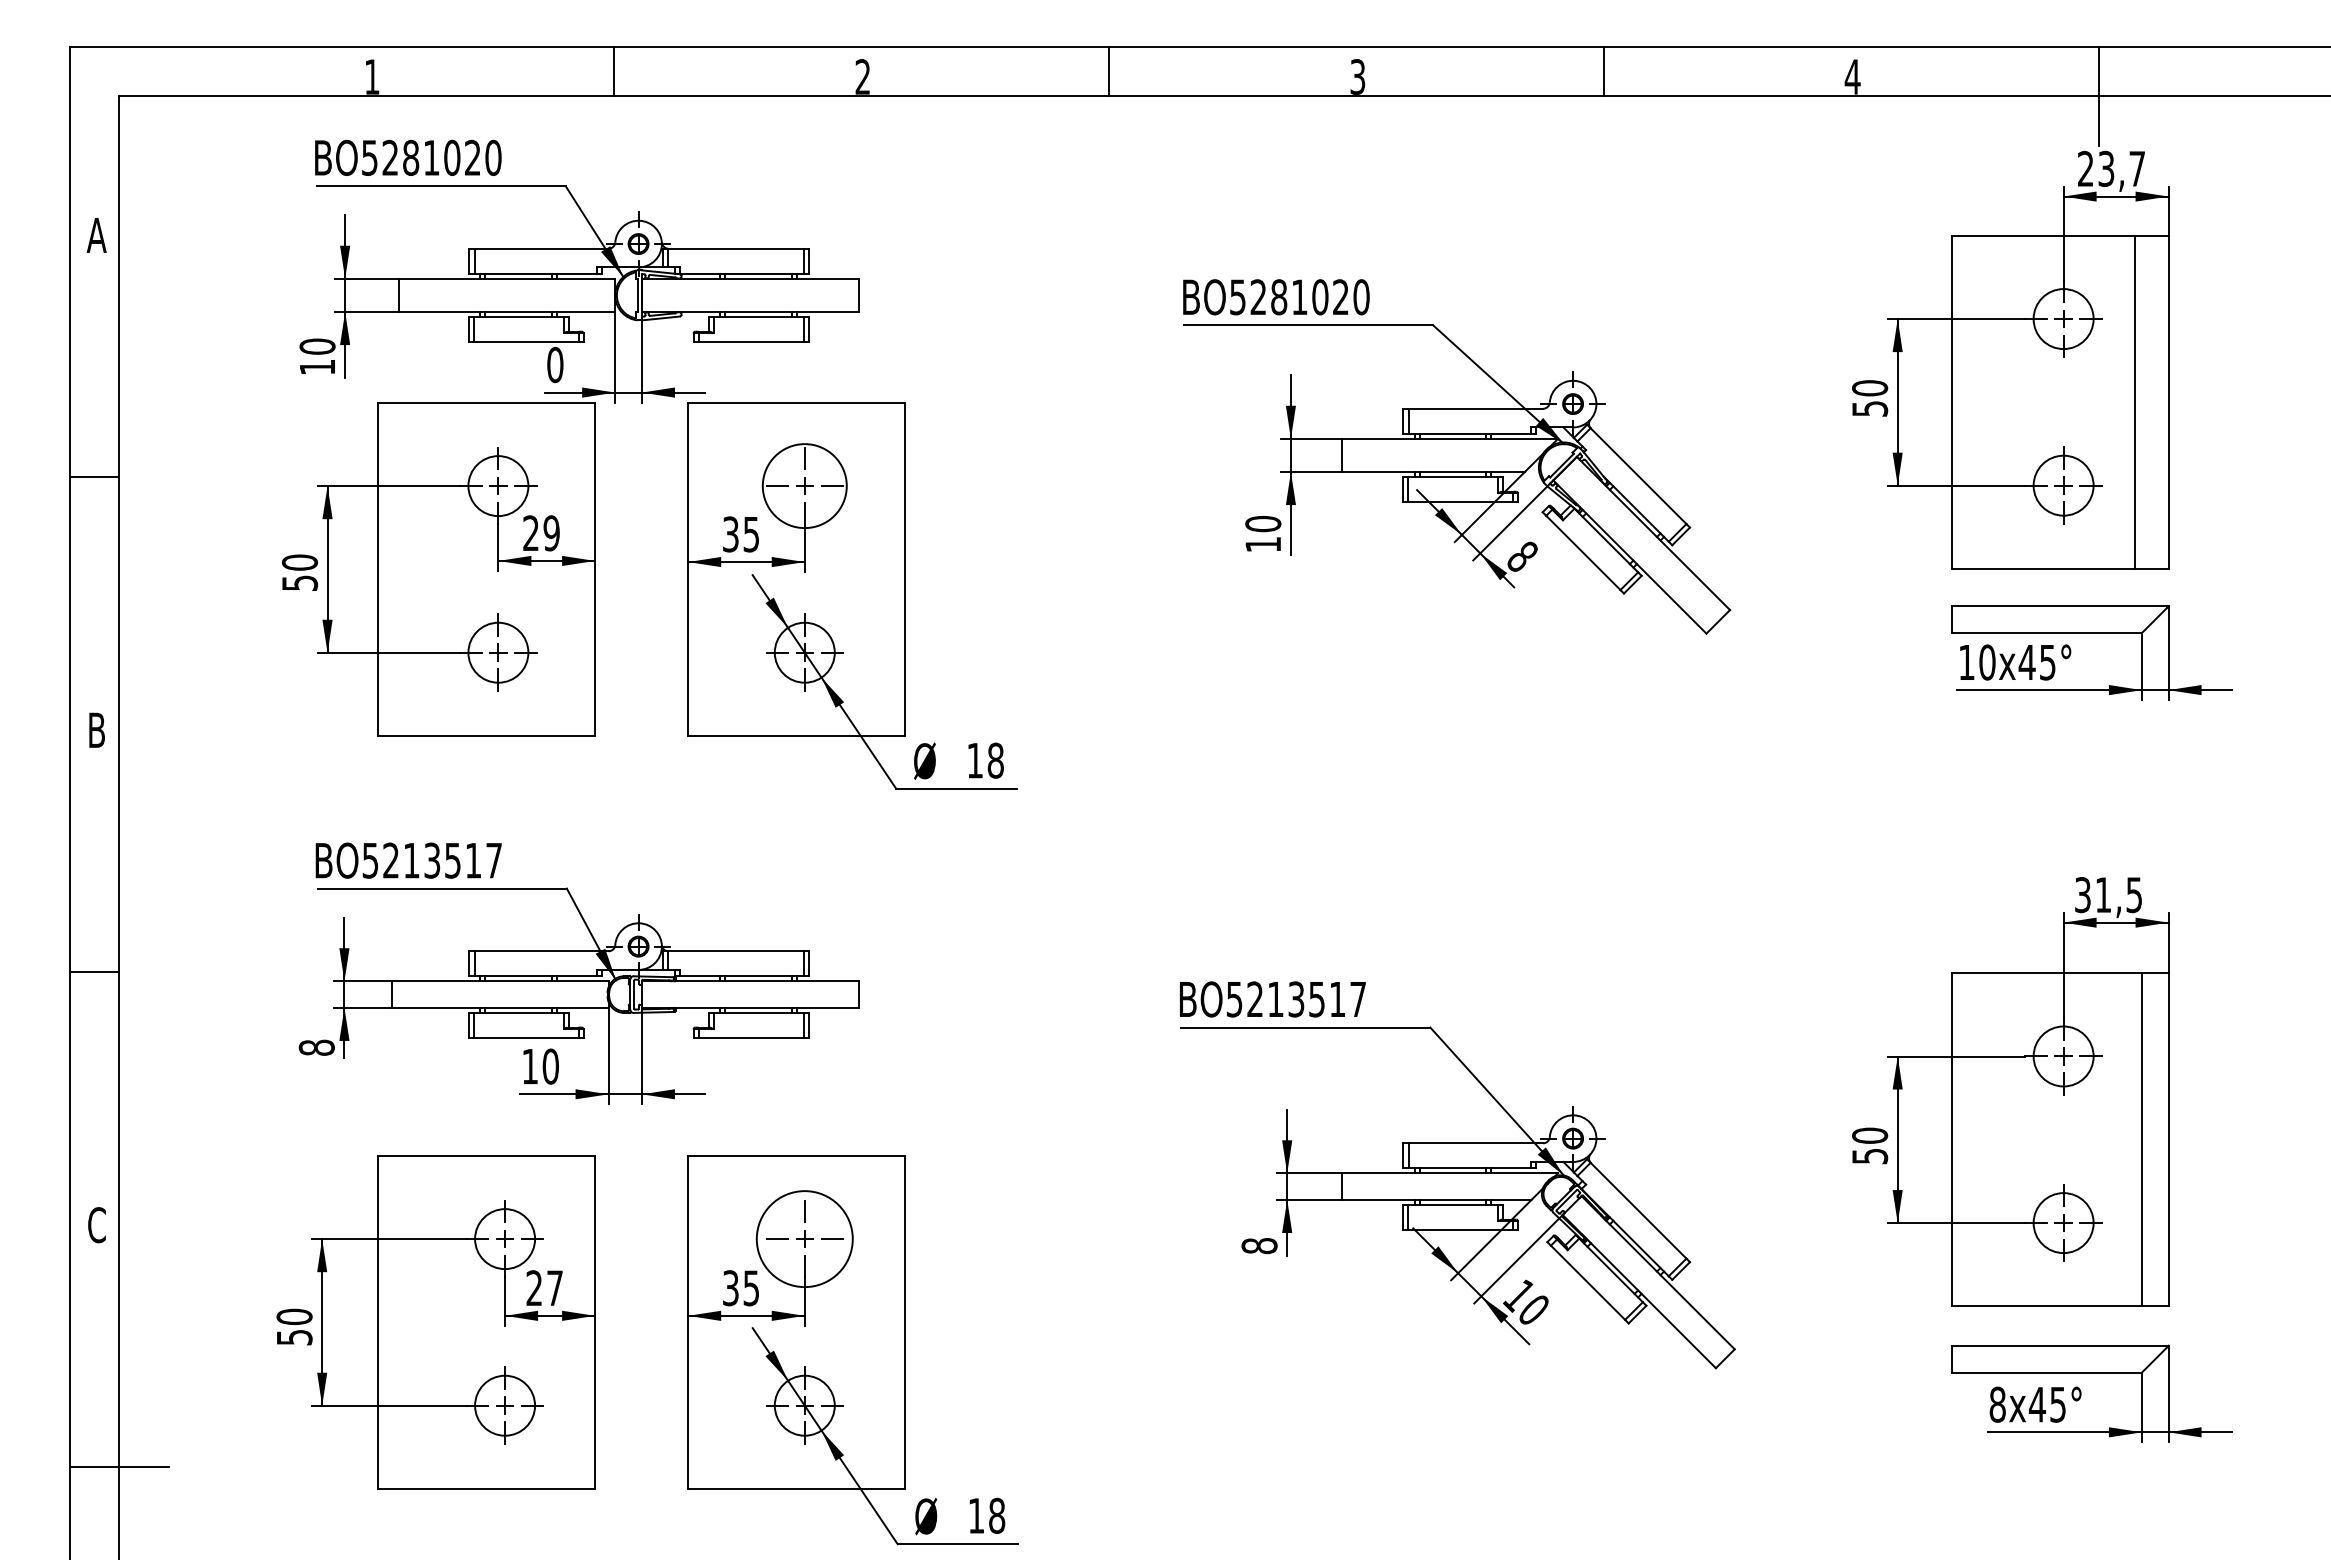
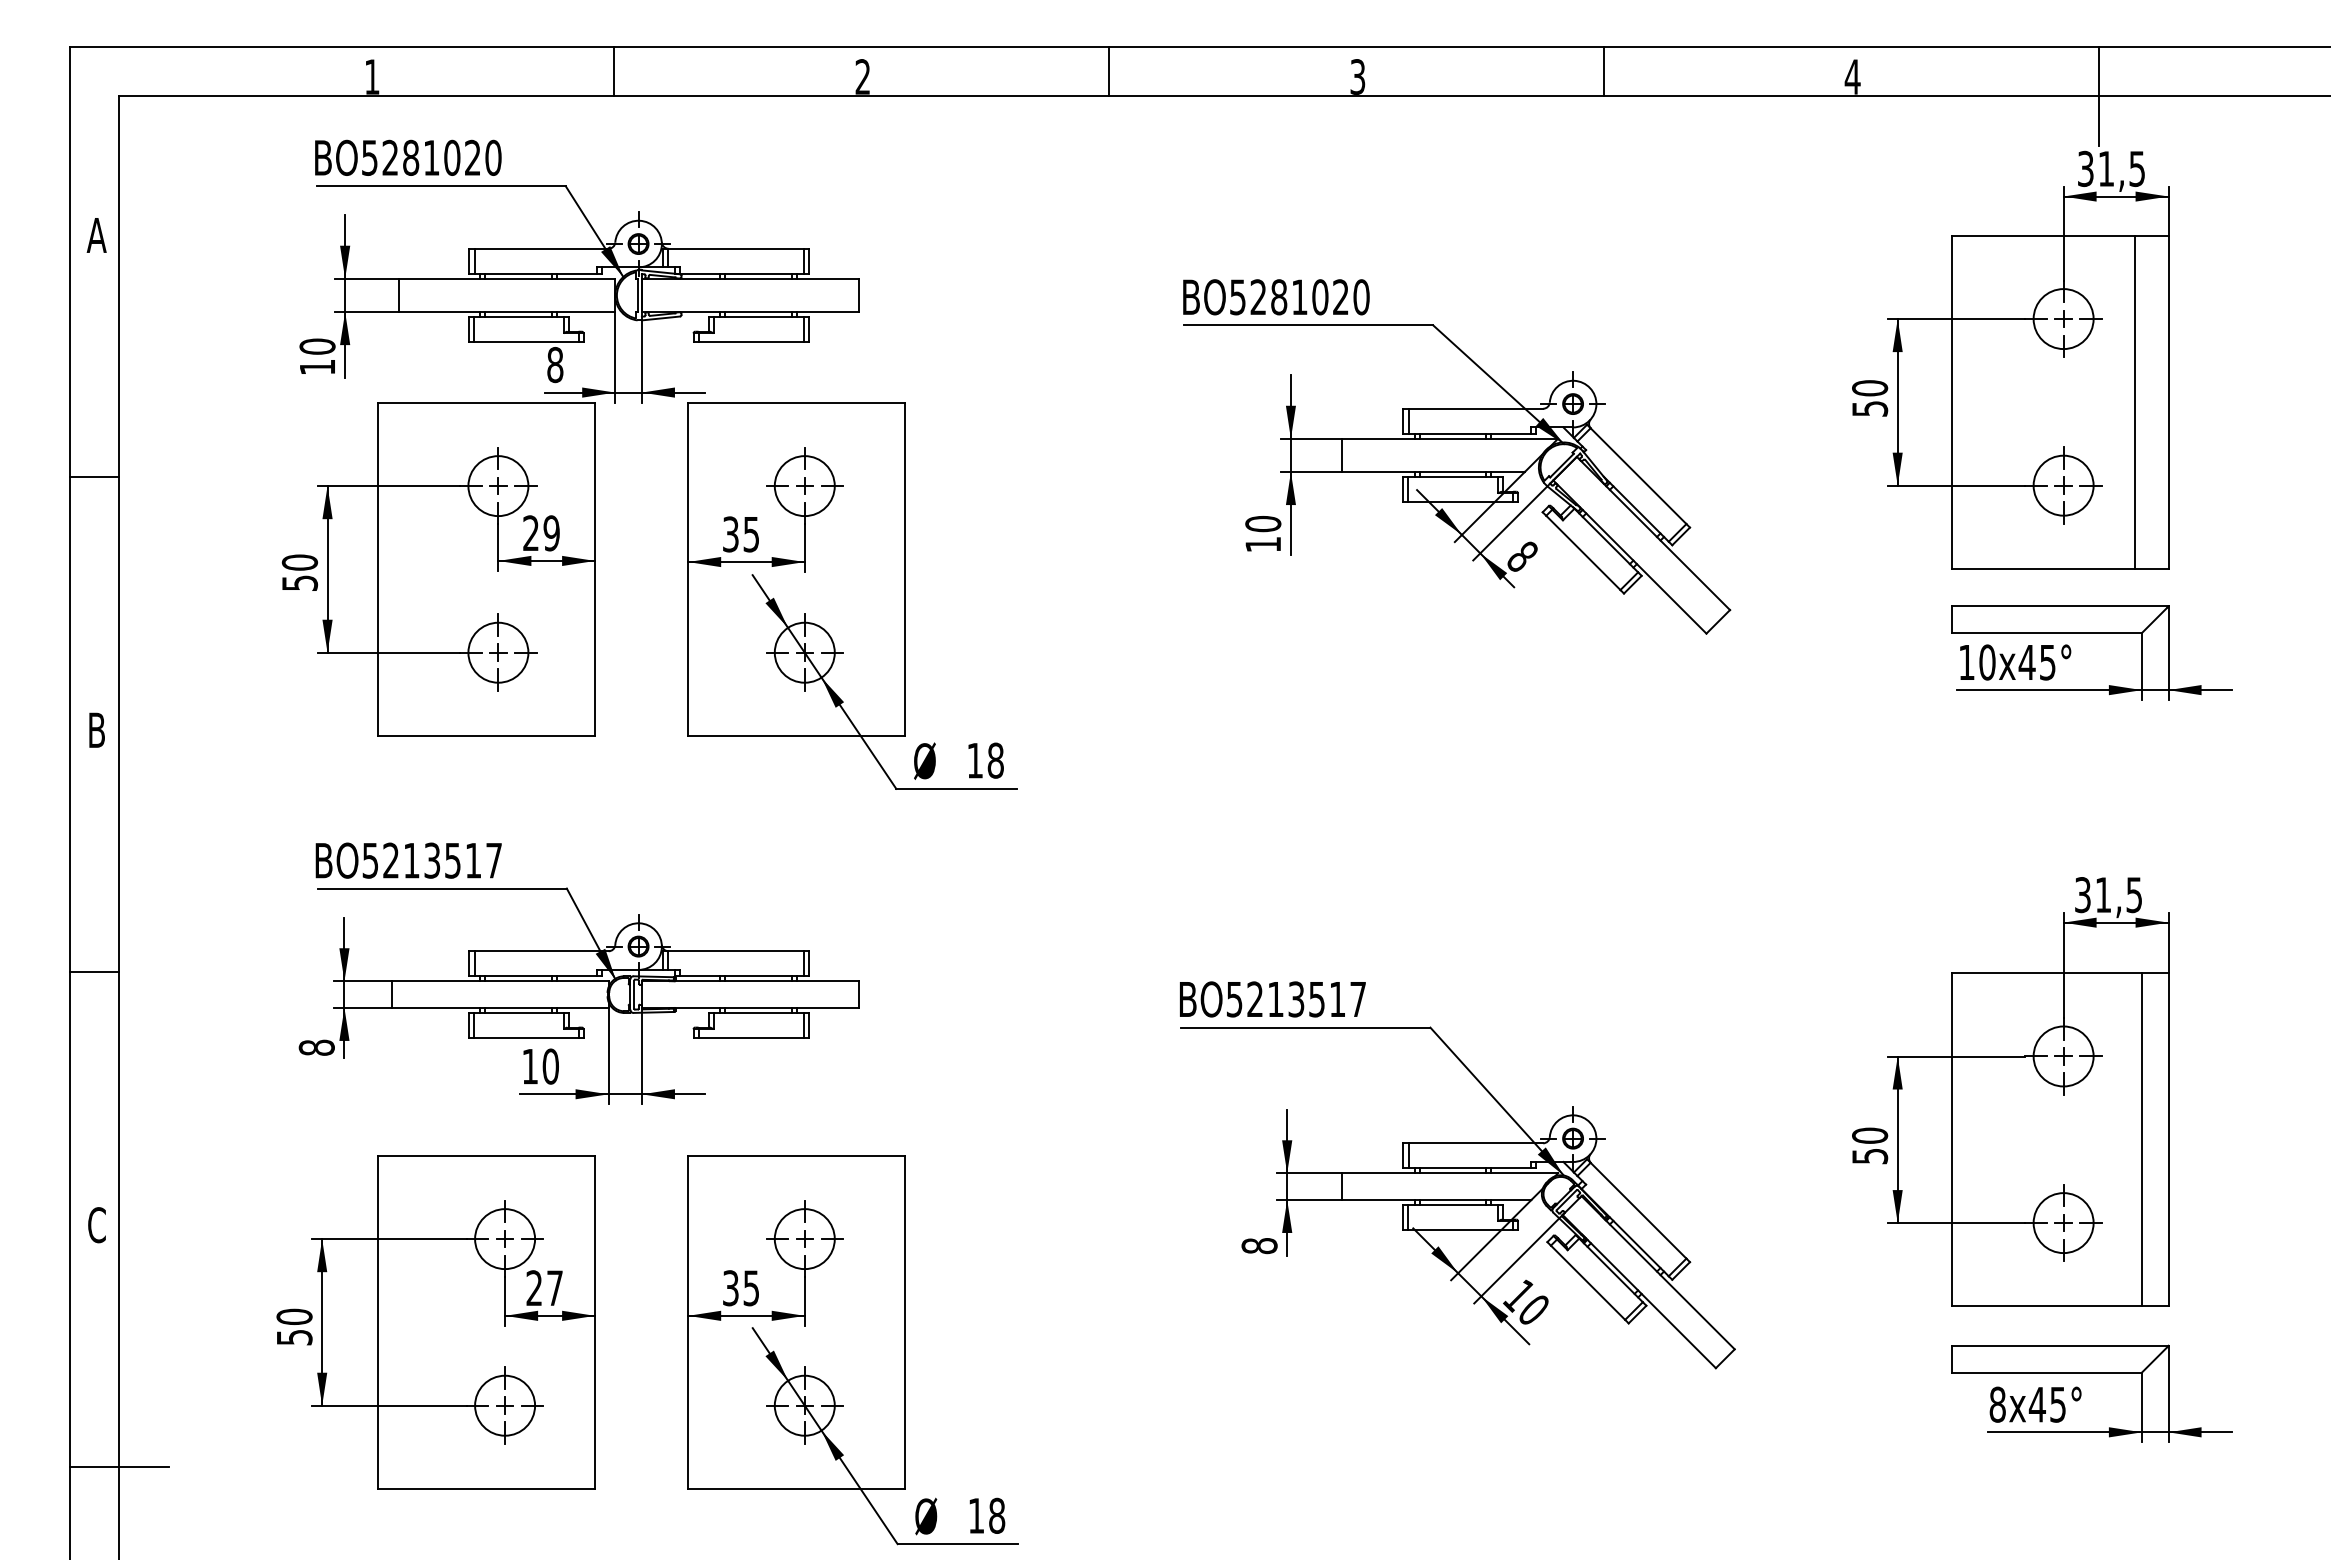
text: 23,7 -> 31,5 (2111, 168)
text: 0 -> 8 (555, 364)
circle diameter: 84 px -> 60 px (804, 486)
circle diameter: 96 px -> 60 px (804, 1239)
